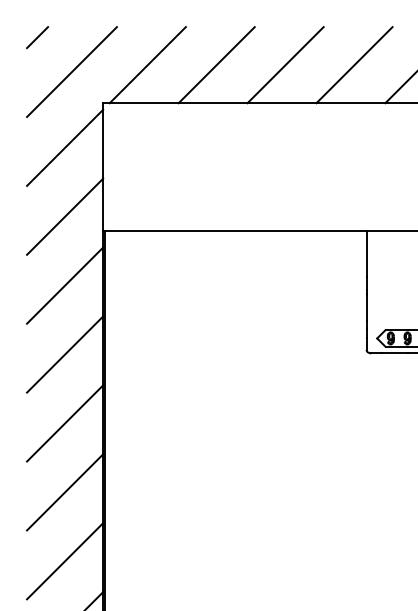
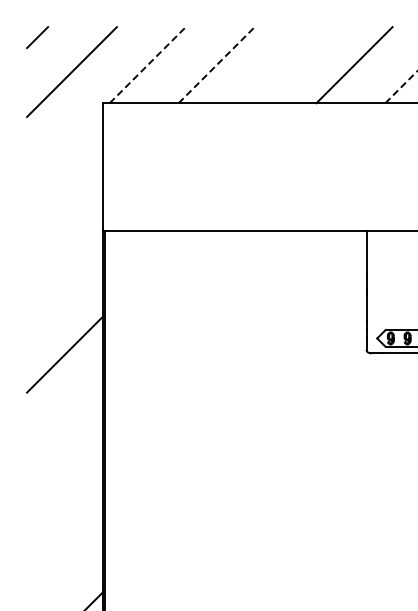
line: solid -> dashed (147, 65)
line: solid -> dashed (216, 65)
line: present -> none (285, 65)
line: solid -> dashed (401, 87)
line: present -> none (65, 147)
line: present -> none (65, 216)
line: present -> none (65, 285)
line: present -> none (65, 423)
line: present -> none (65, 492)
line: present -> none (65, 561)
